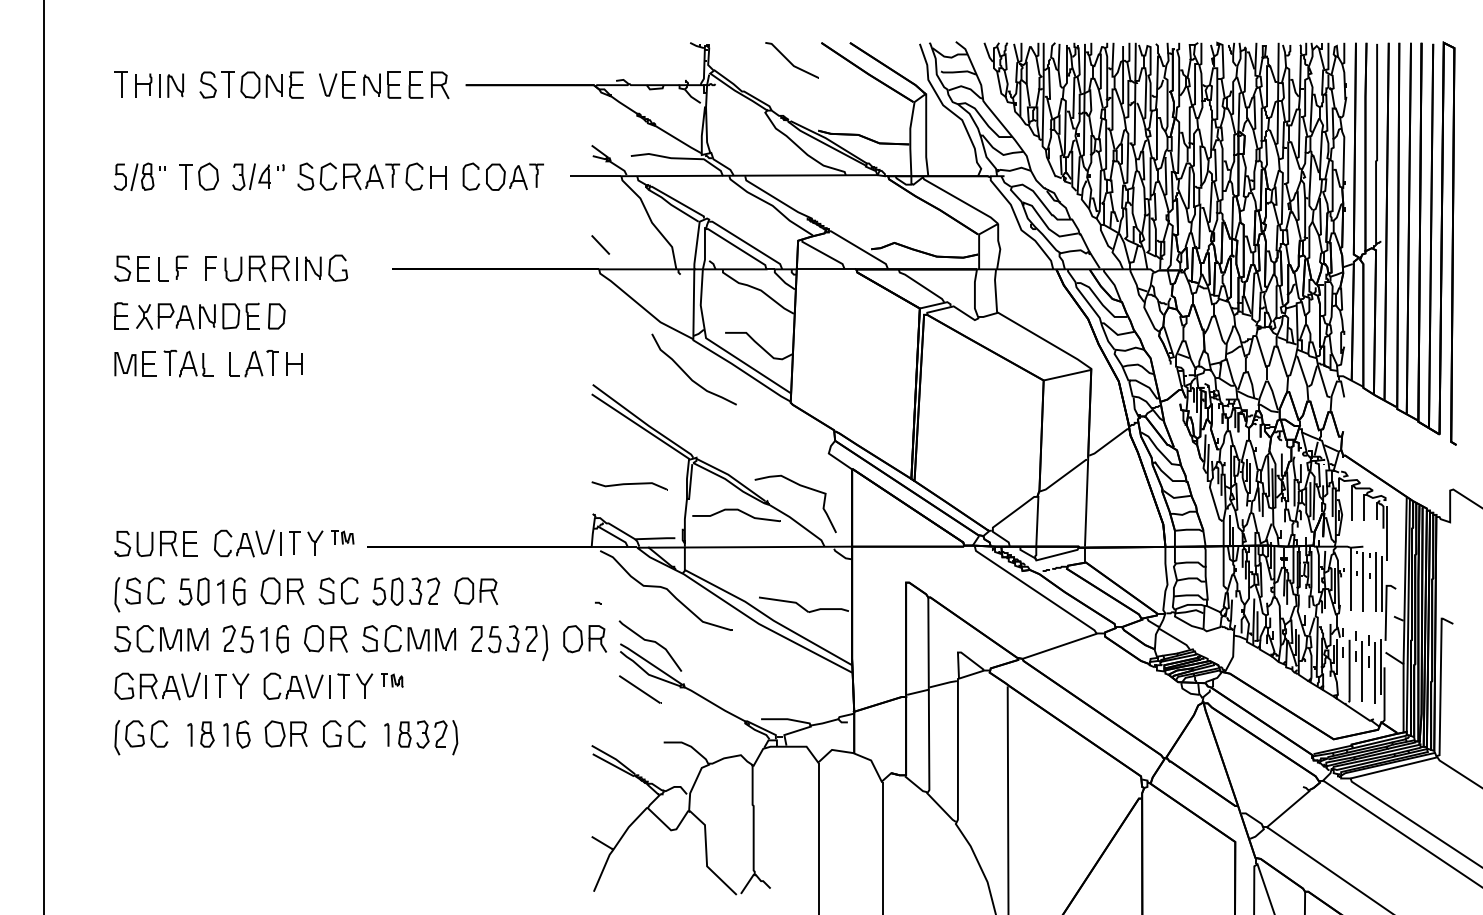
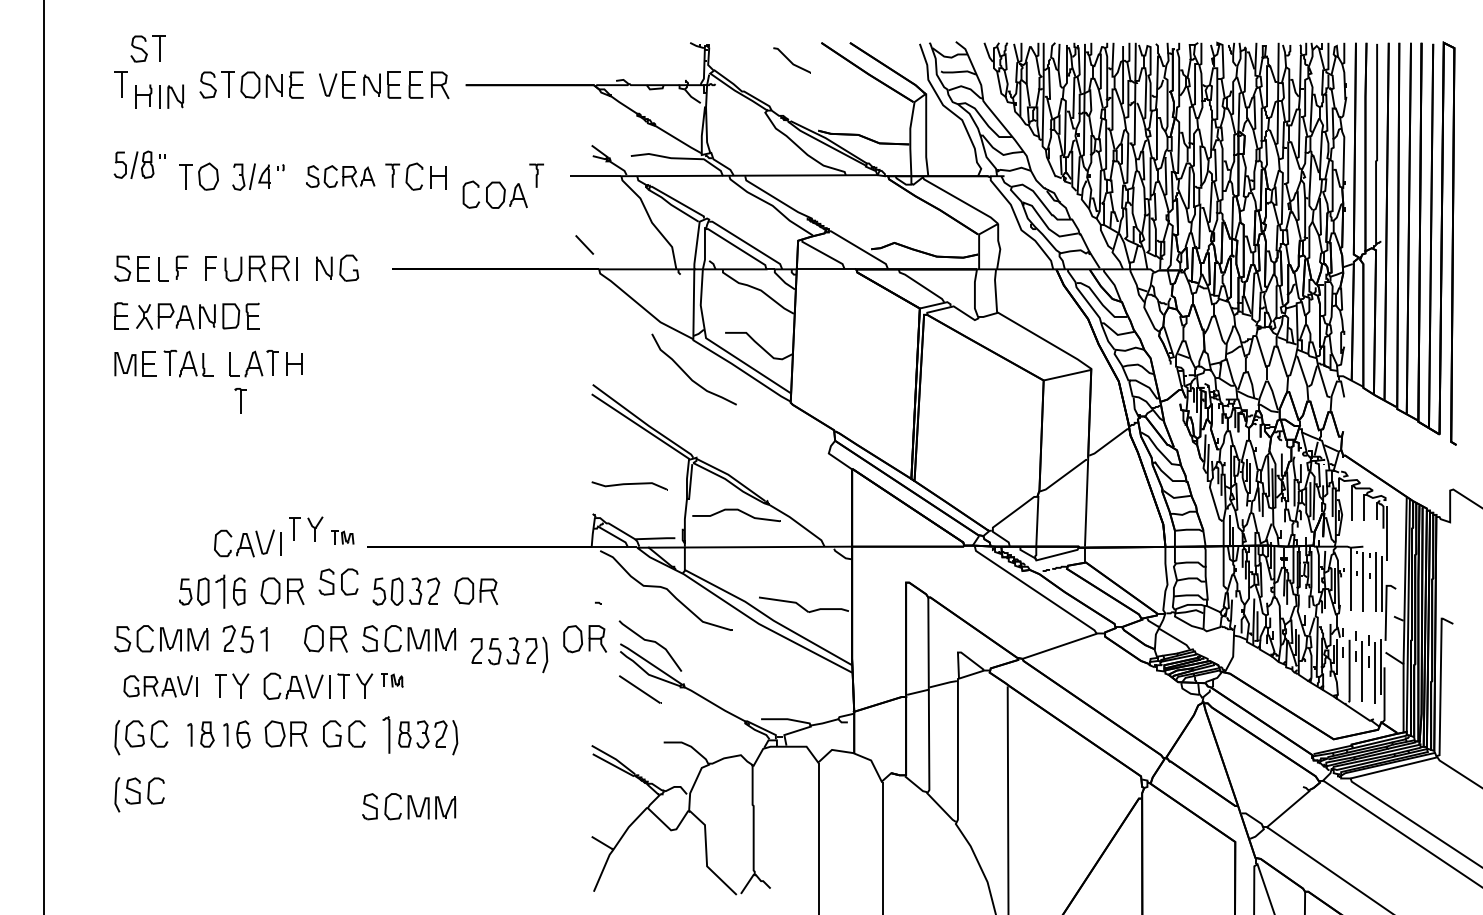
part: none -> present (147, 48)
part size: 54x37 px -> 38x27 px (791, 60)
part position: (159, 85) -> (159, 96) (159, 96)
part position: (139, 176) -> (139, 164) (139, 164)
part size: 87x29 px -> 70x24 px (340, 176)
part position: (494, 176) -> (494, 194) (494, 194)
line position: (600, 244) -> (584, 244) (584, 244)
part position: (326, 267) -> (337, 267) (337, 267)
part: present -> none (276, 316)
part: none -> present (240, 400)
curve: present -> none (800, 486)
part position: (306, 542) -> (306, 528) (306, 528)
part: present -> none (155, 543)
part position: (338, 590) -> (338, 581) (338, 581)
part size: 8x25 px -> 11x35 px (220, 591)
part position: (139, 594) -> (139, 794) (139, 794)
part: present -> none (282, 639)
part position: (509, 642) -> (509, 654) (509, 654)
part size: 93x29 px -> 75x23 px (160, 686)
part size: 6x24 px -> 9x38 px (386, 734)
part: none -> present (409, 806)
